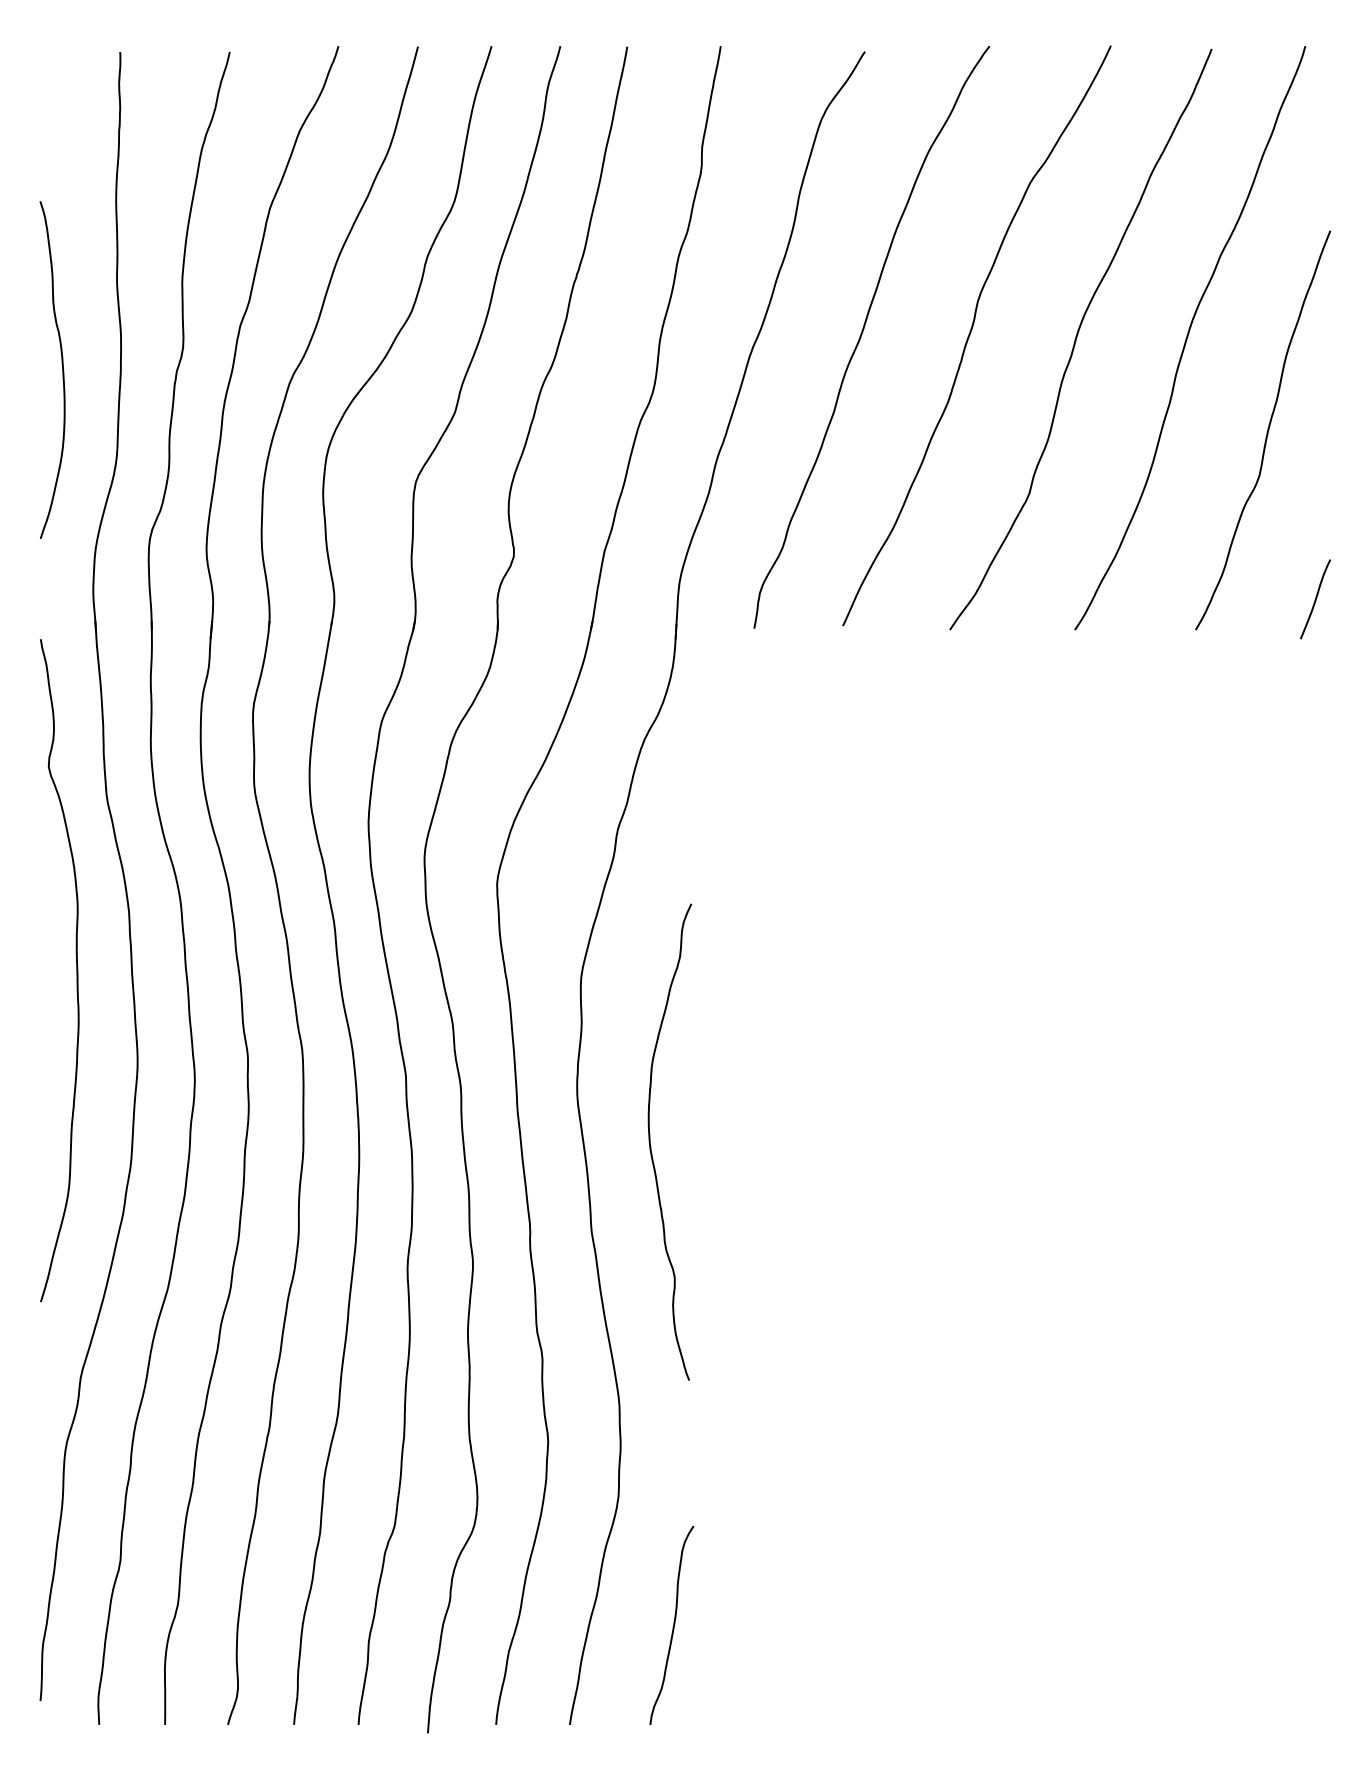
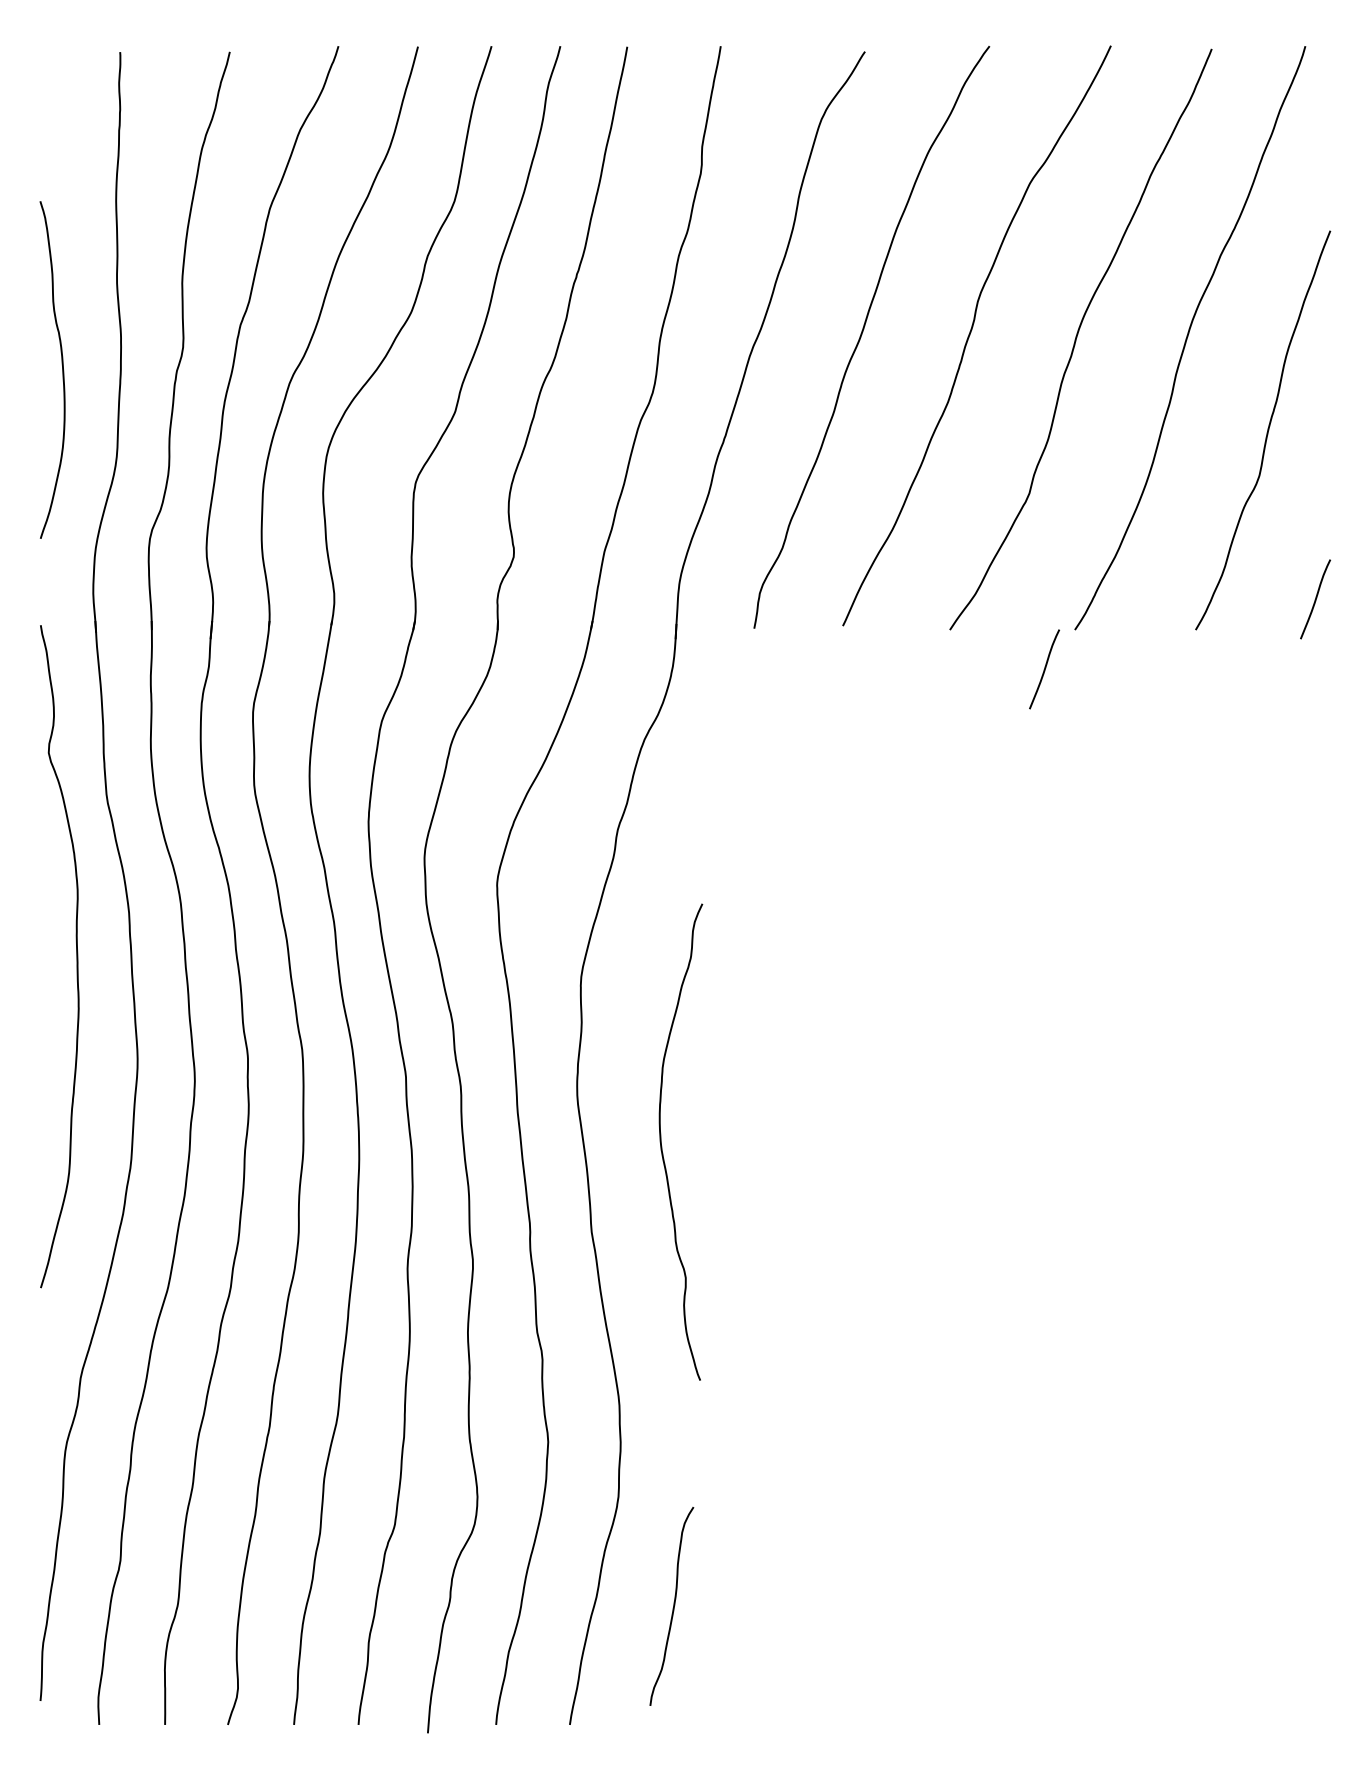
curve: none -> present (1044, 669)
curve position: (76, 970) -> (76, 956) (76, 956)
curve position: (651, 1146) -> (662, 1146) (662, 1146)
curve position: (673, 1625) -> (673, 1606) (673, 1606)
